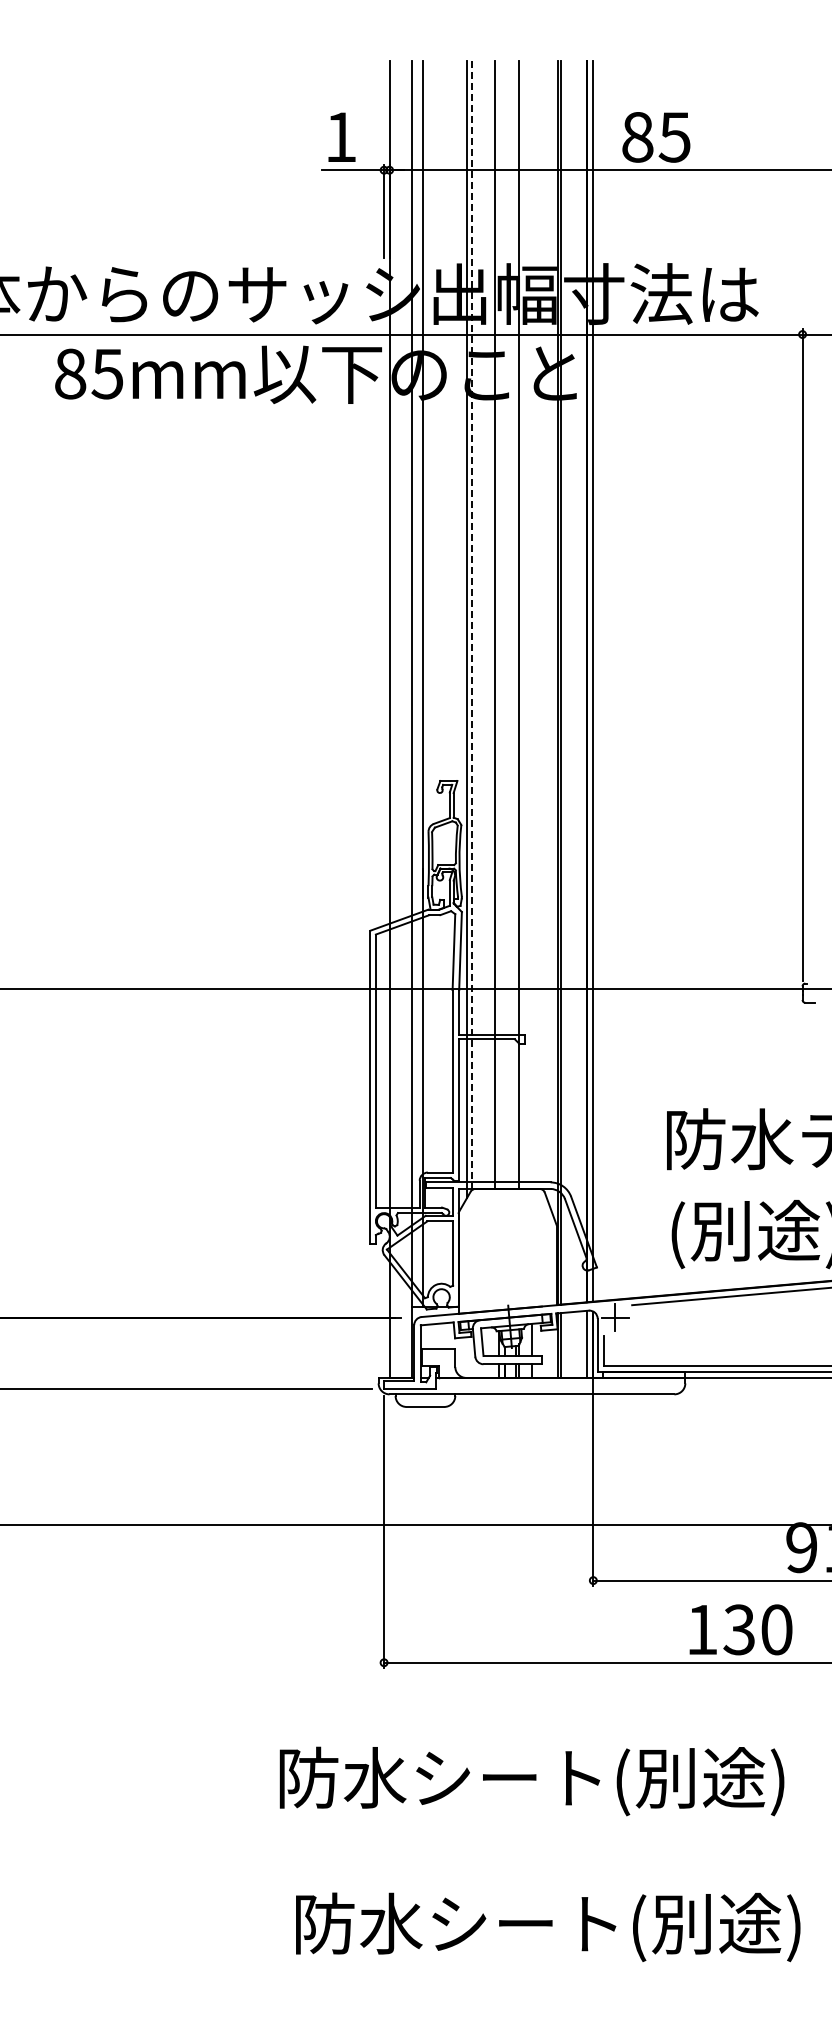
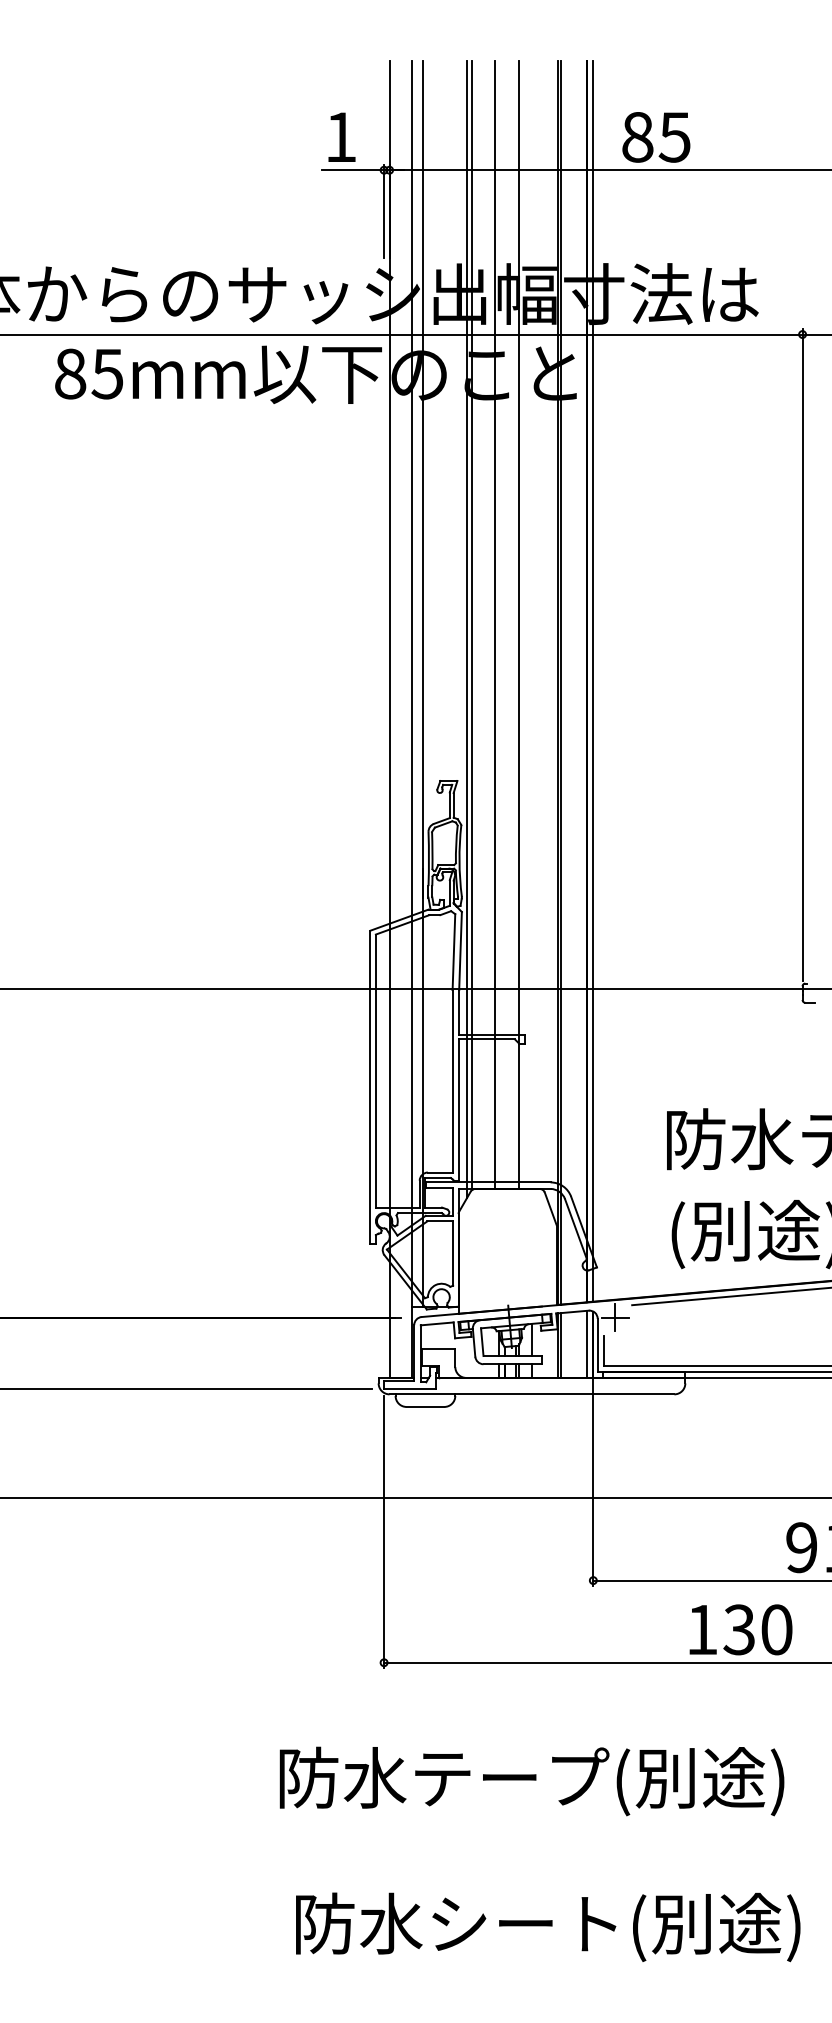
line: dashed -> solid (472, 625)
line position: (415, 1525) -> (415, 1498) (415, 1498)
text: 防水シート(別途) -> 防水テープ(別途) (512, 1776)
